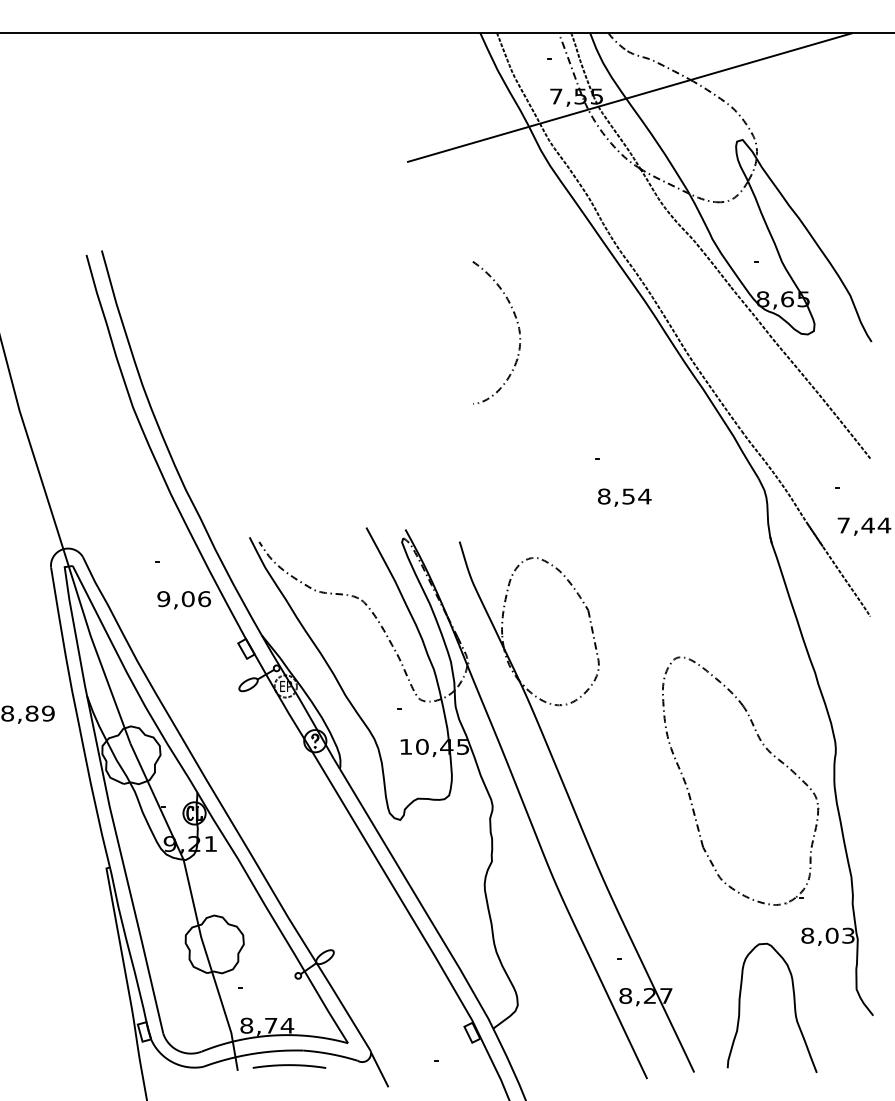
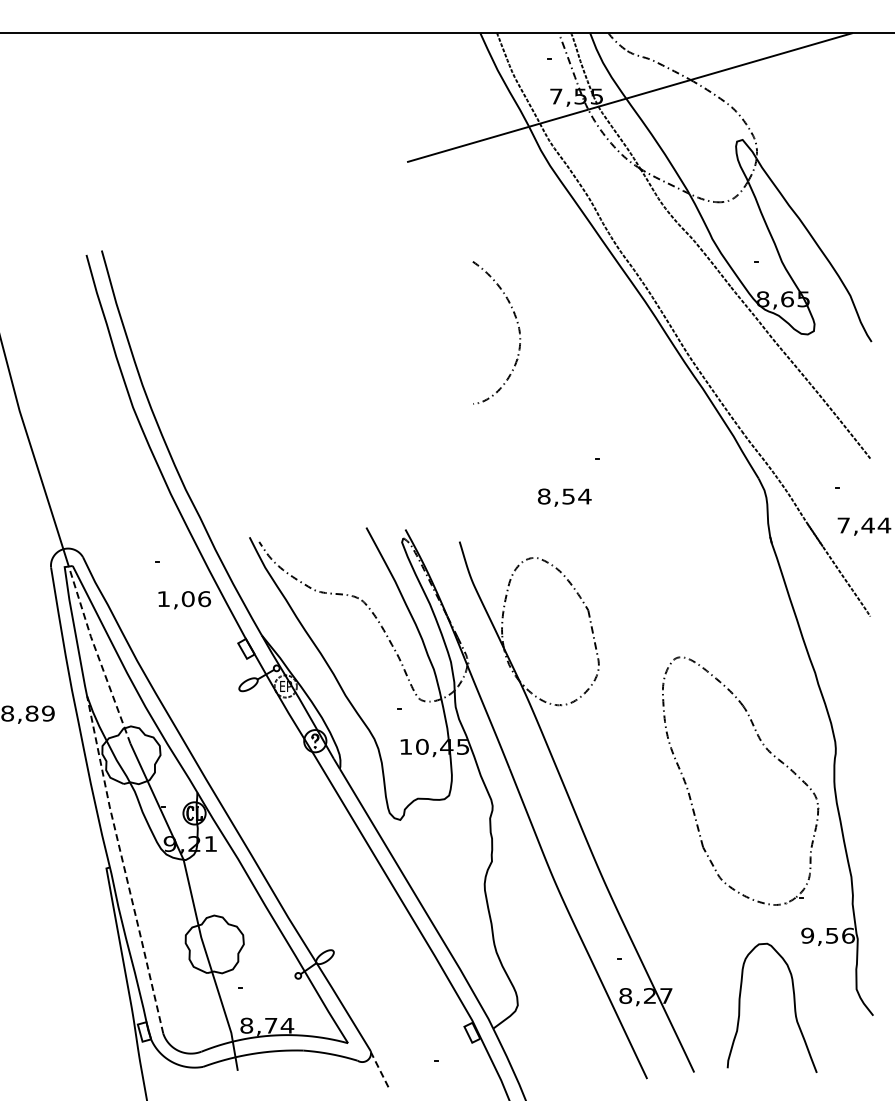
text position: (624, 497) -> (564, 497) (564, 497)
text: 9,06 -> 1,06 (163, 599)
line: solid -> dashed (97, 655)
line: solid -> dashed (123, 865)
text: 8,03 -> 9,56 (827, 935)
curve: present -> none (289, 1065)
line: solid -> dashed (379, 1069)
